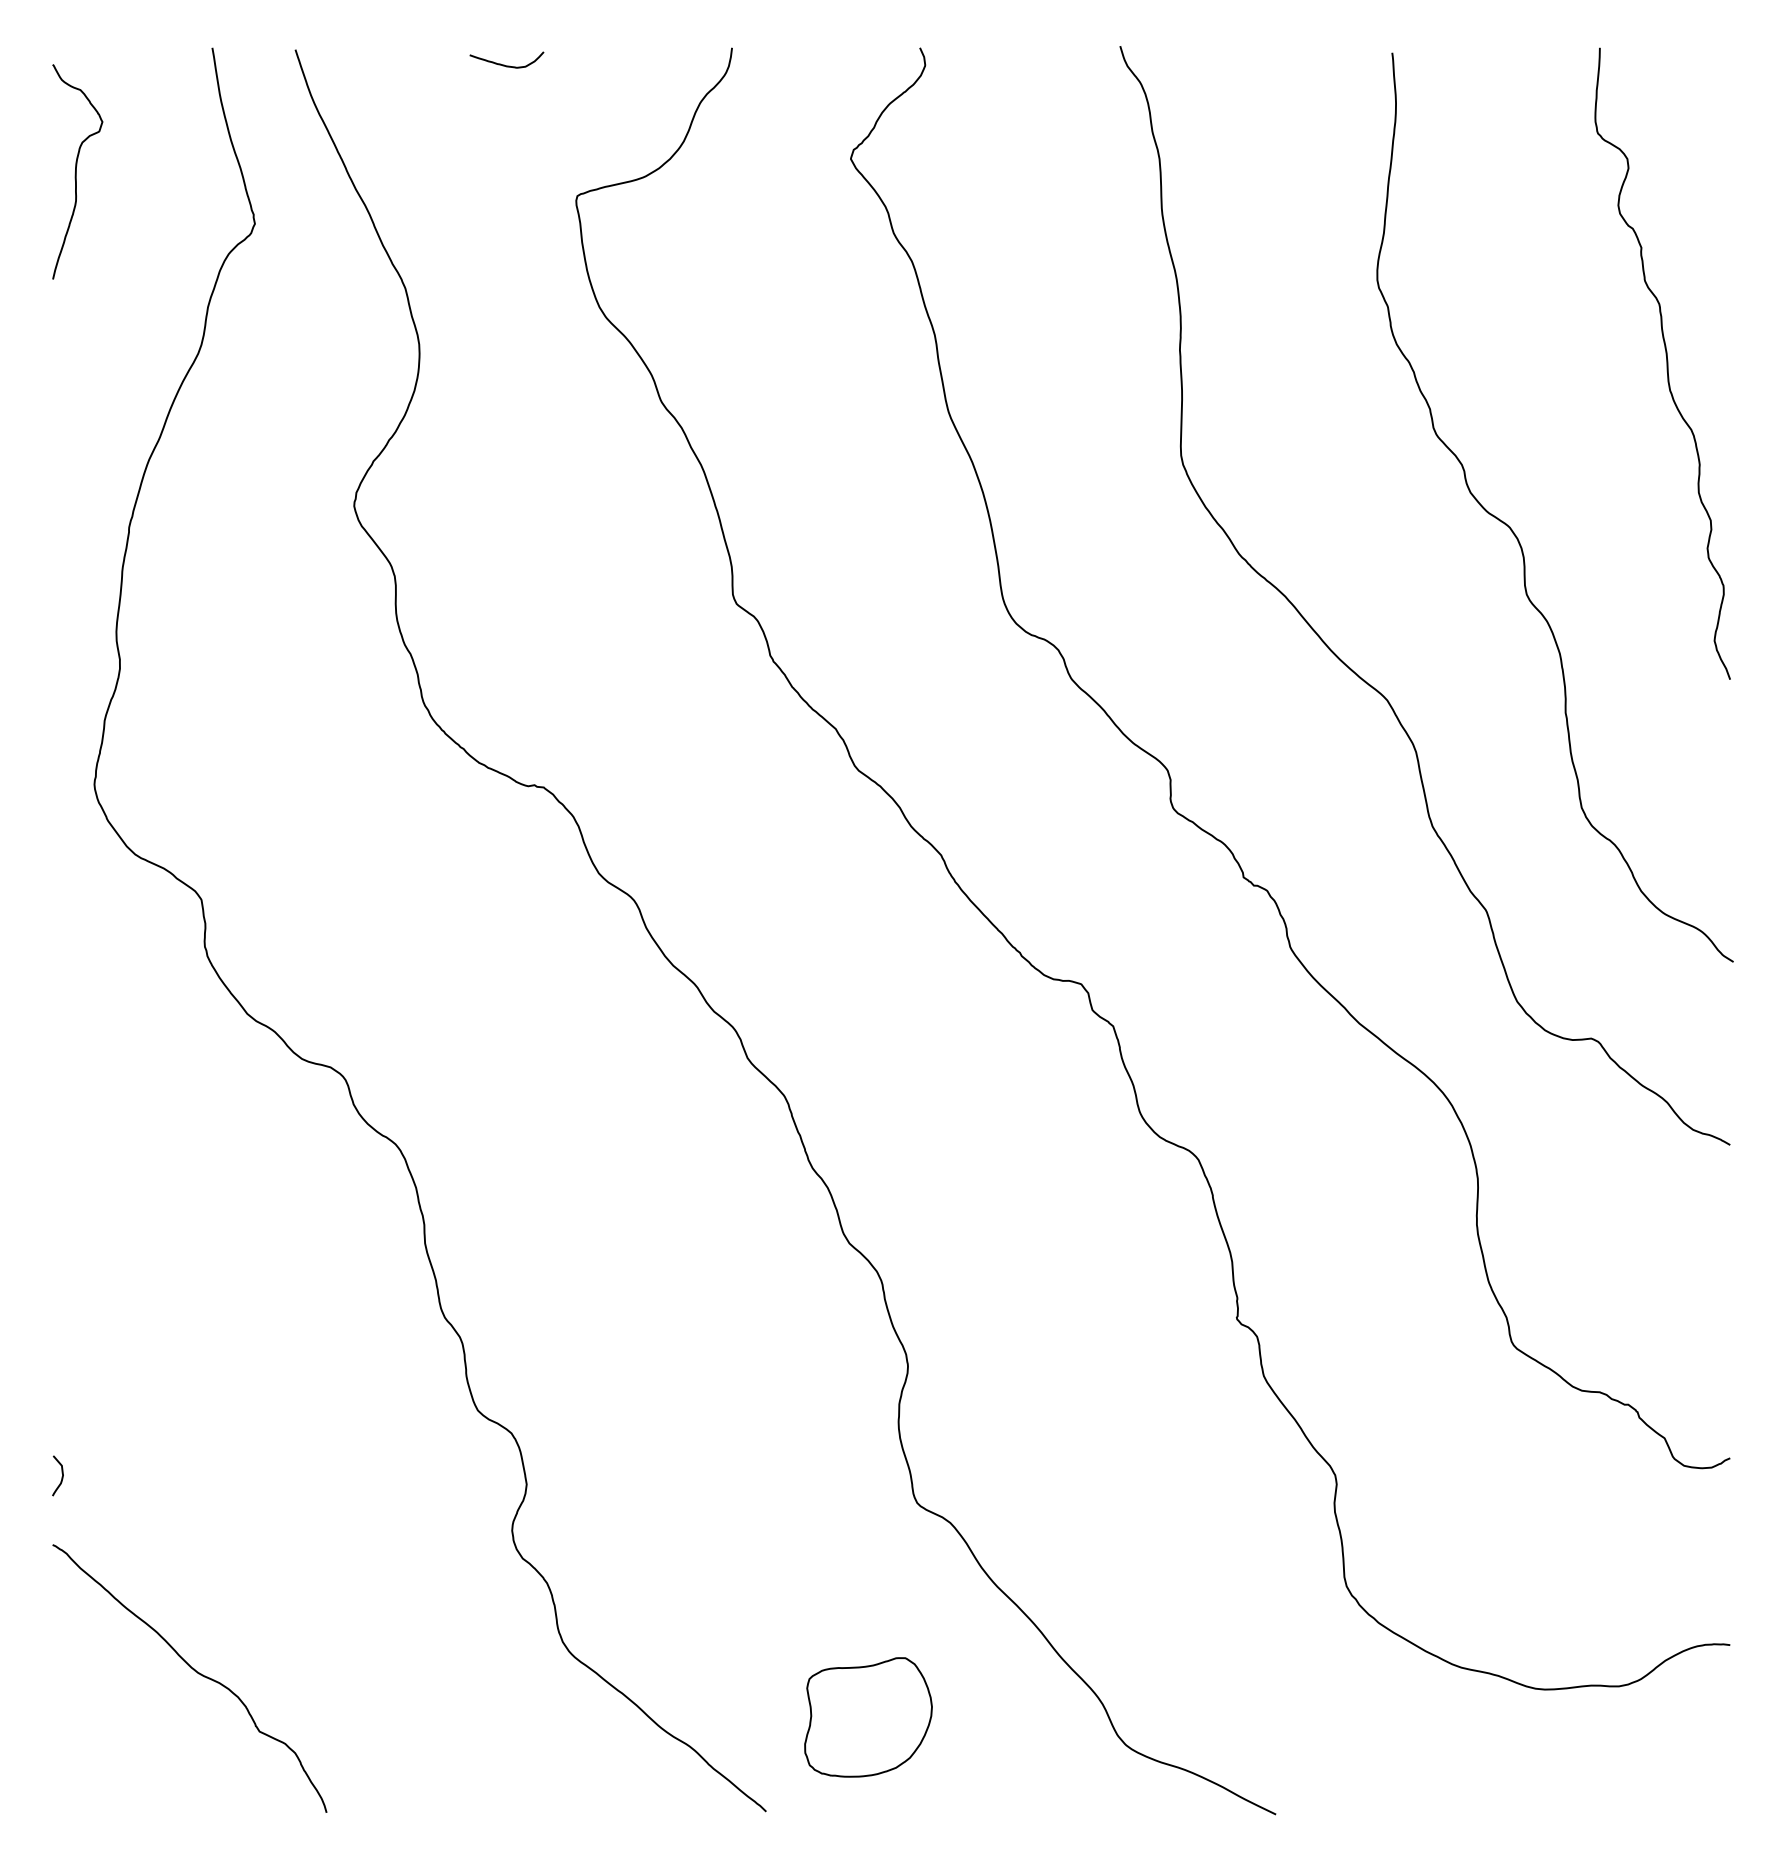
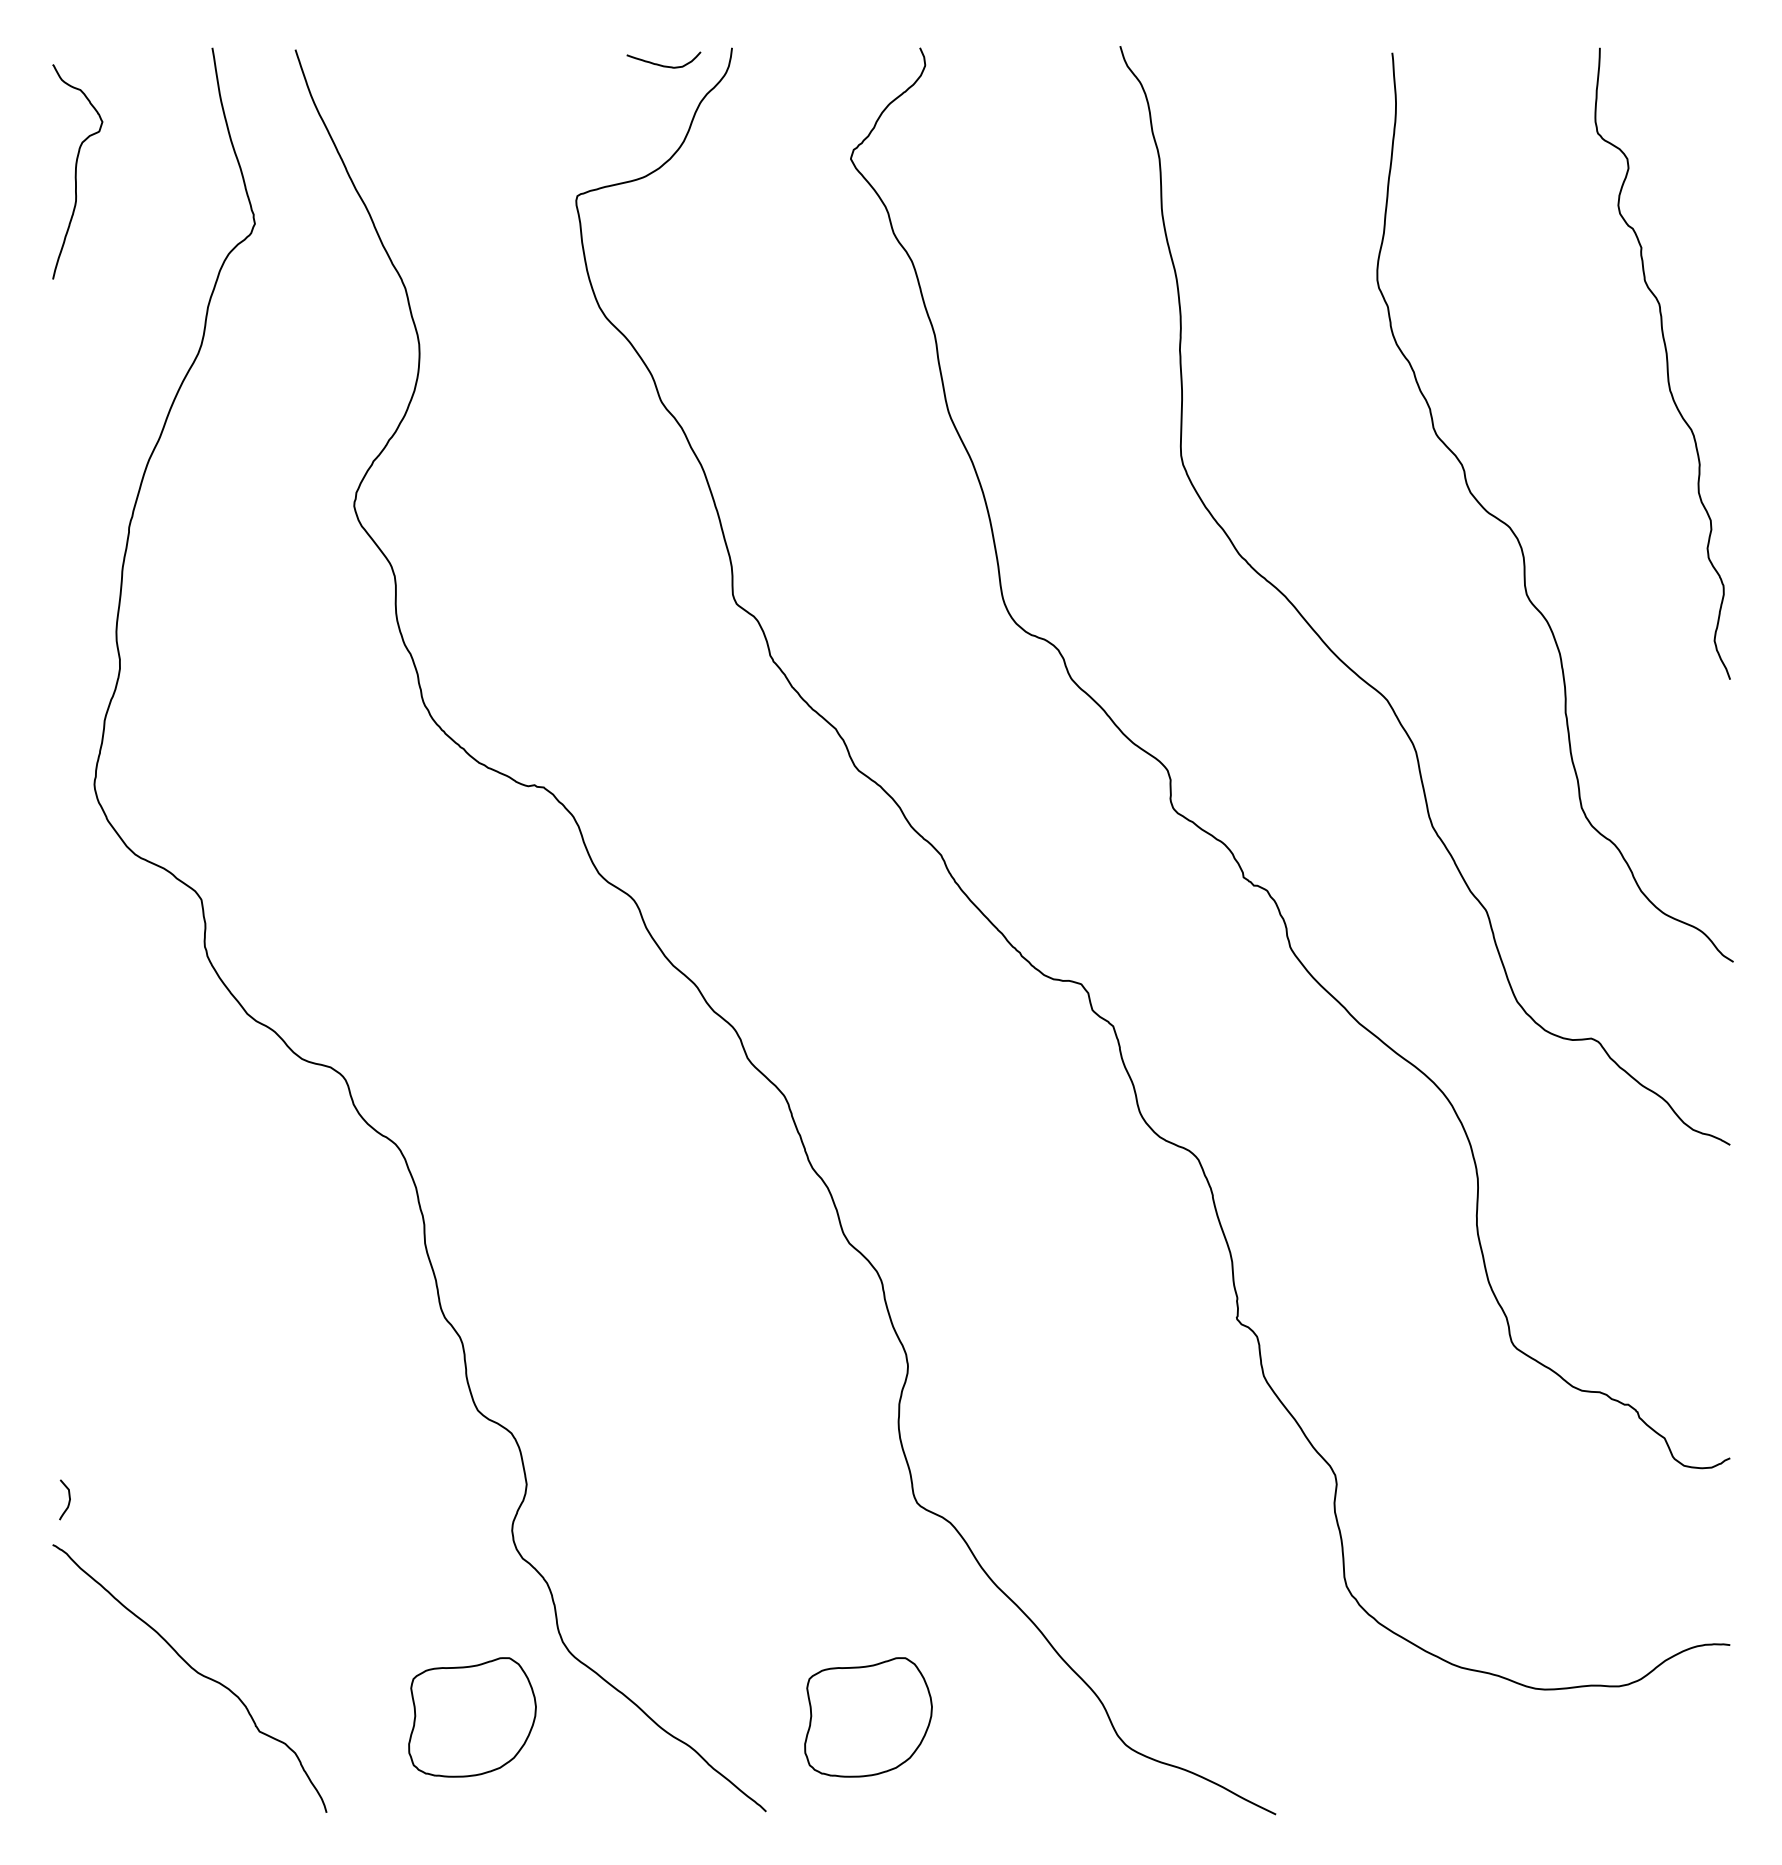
curve position: (504, 64) -> (661, 64) (661, 64)
curve position: (61, 1476) -> (68, 1500) (68, 1500)
part: none -> present (472, 1717)
